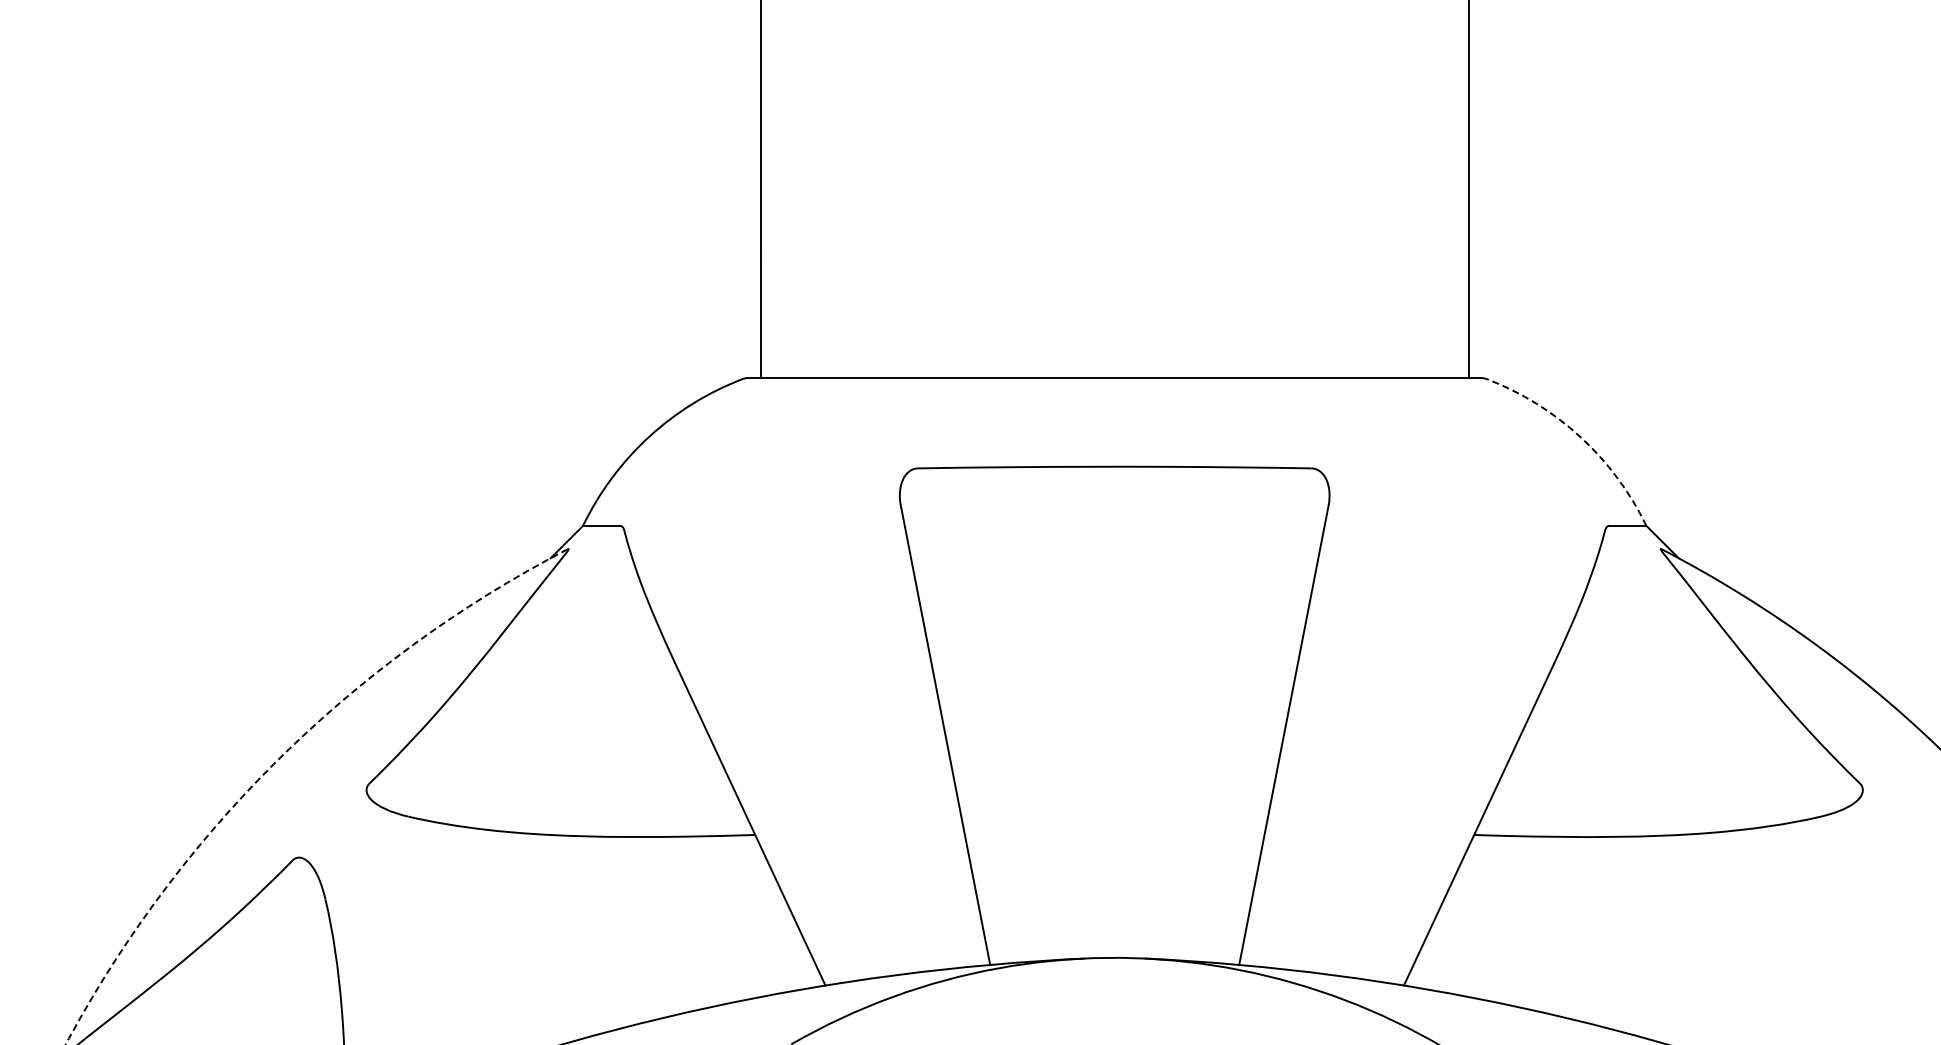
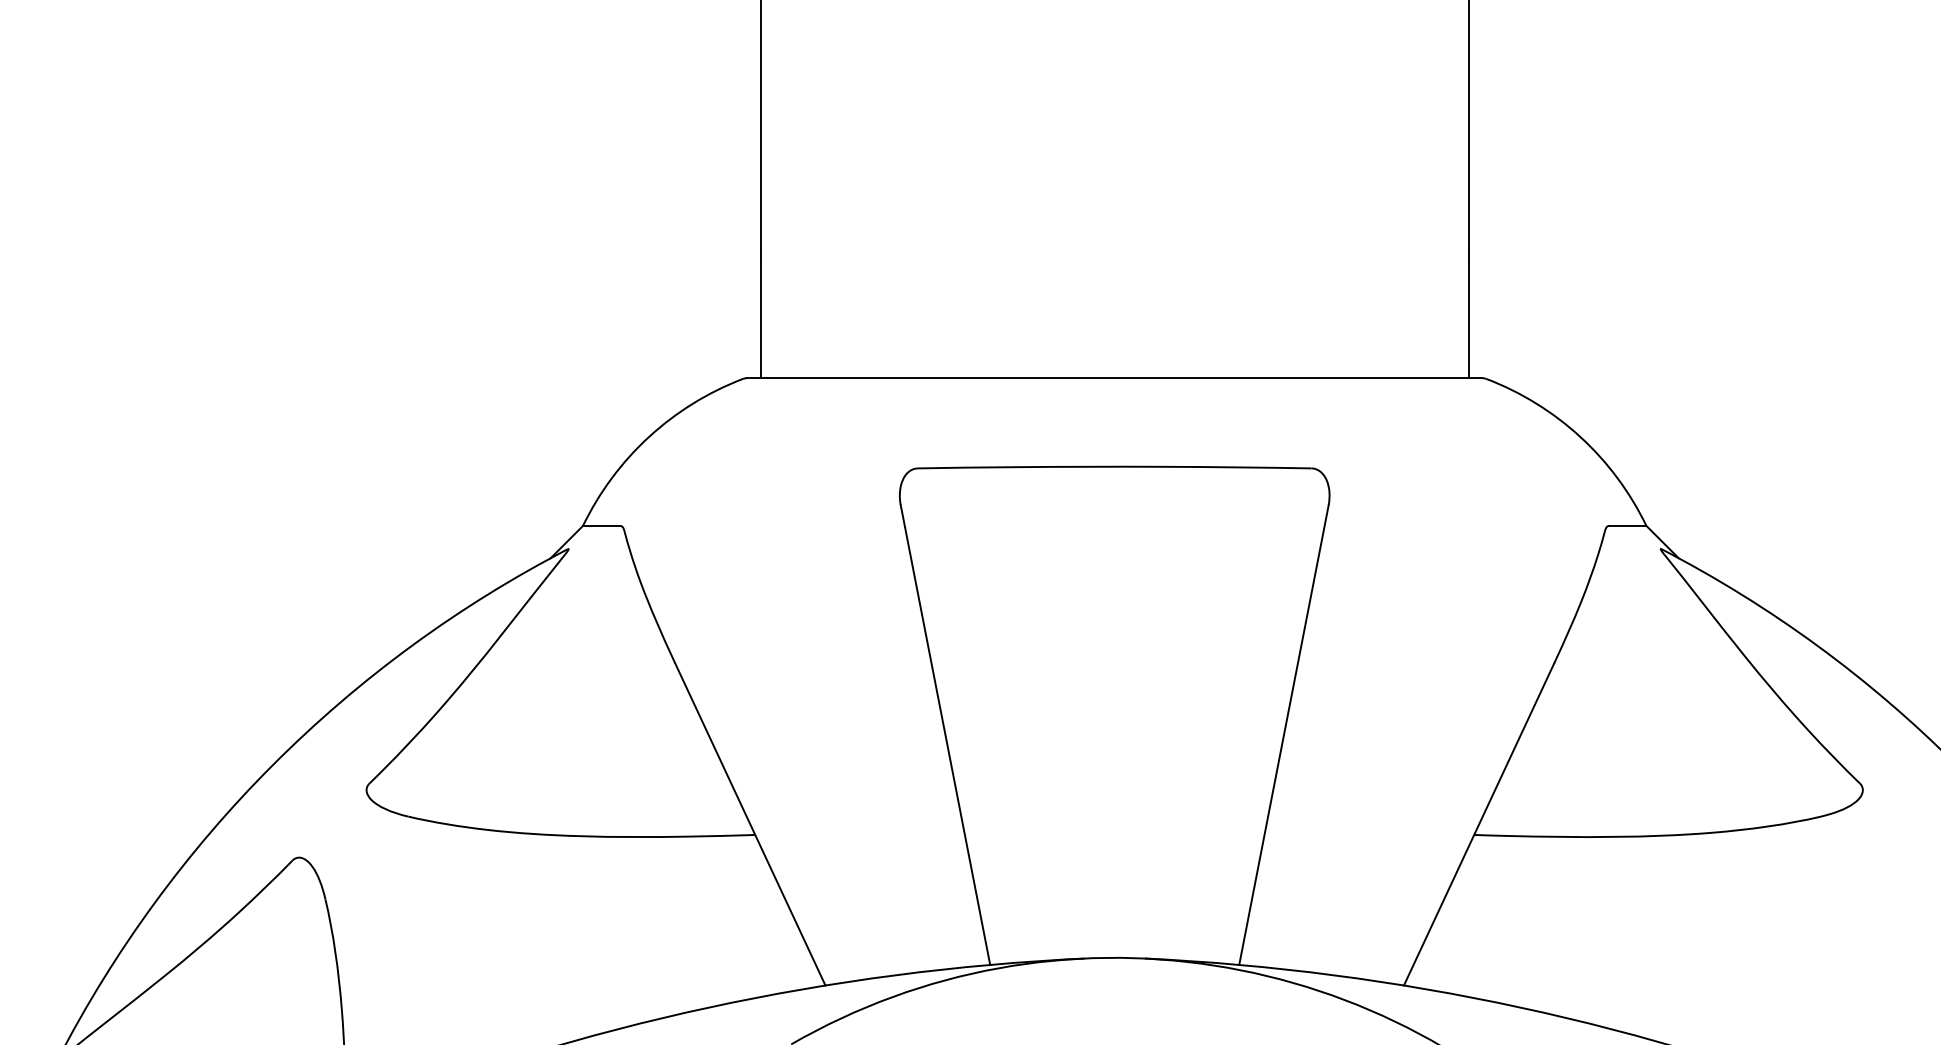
arc: dashed -> solid (1580, 437)
arc: dashed -> solid (279, 758)
